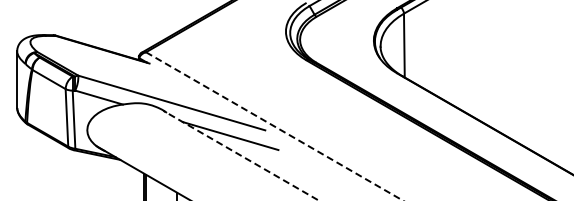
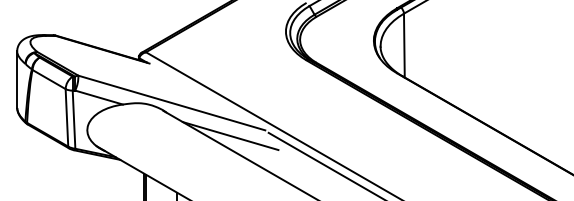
line: dashed -> solid (275, 126)
line: dashed -> solid (241, 155)
line: none -> present (324, 164)
